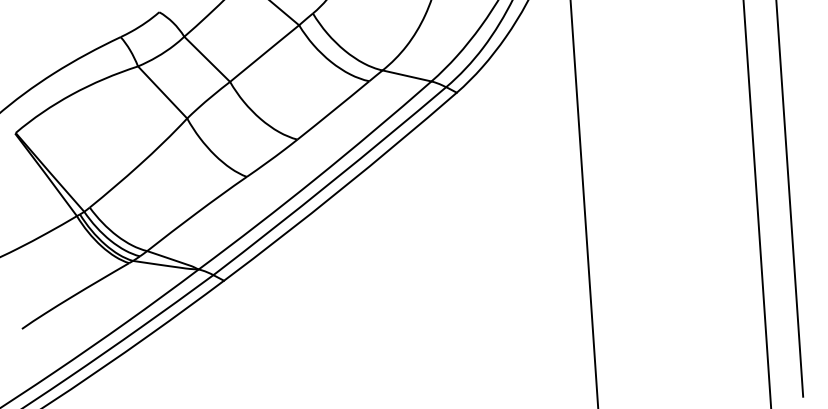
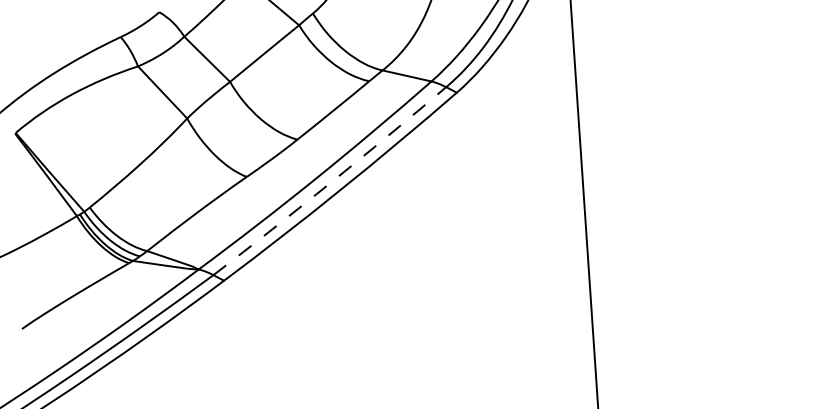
arc: solid -> dashed (330, 182)
line: present -> none (789, 199)
line: present -> none (756, 203)
